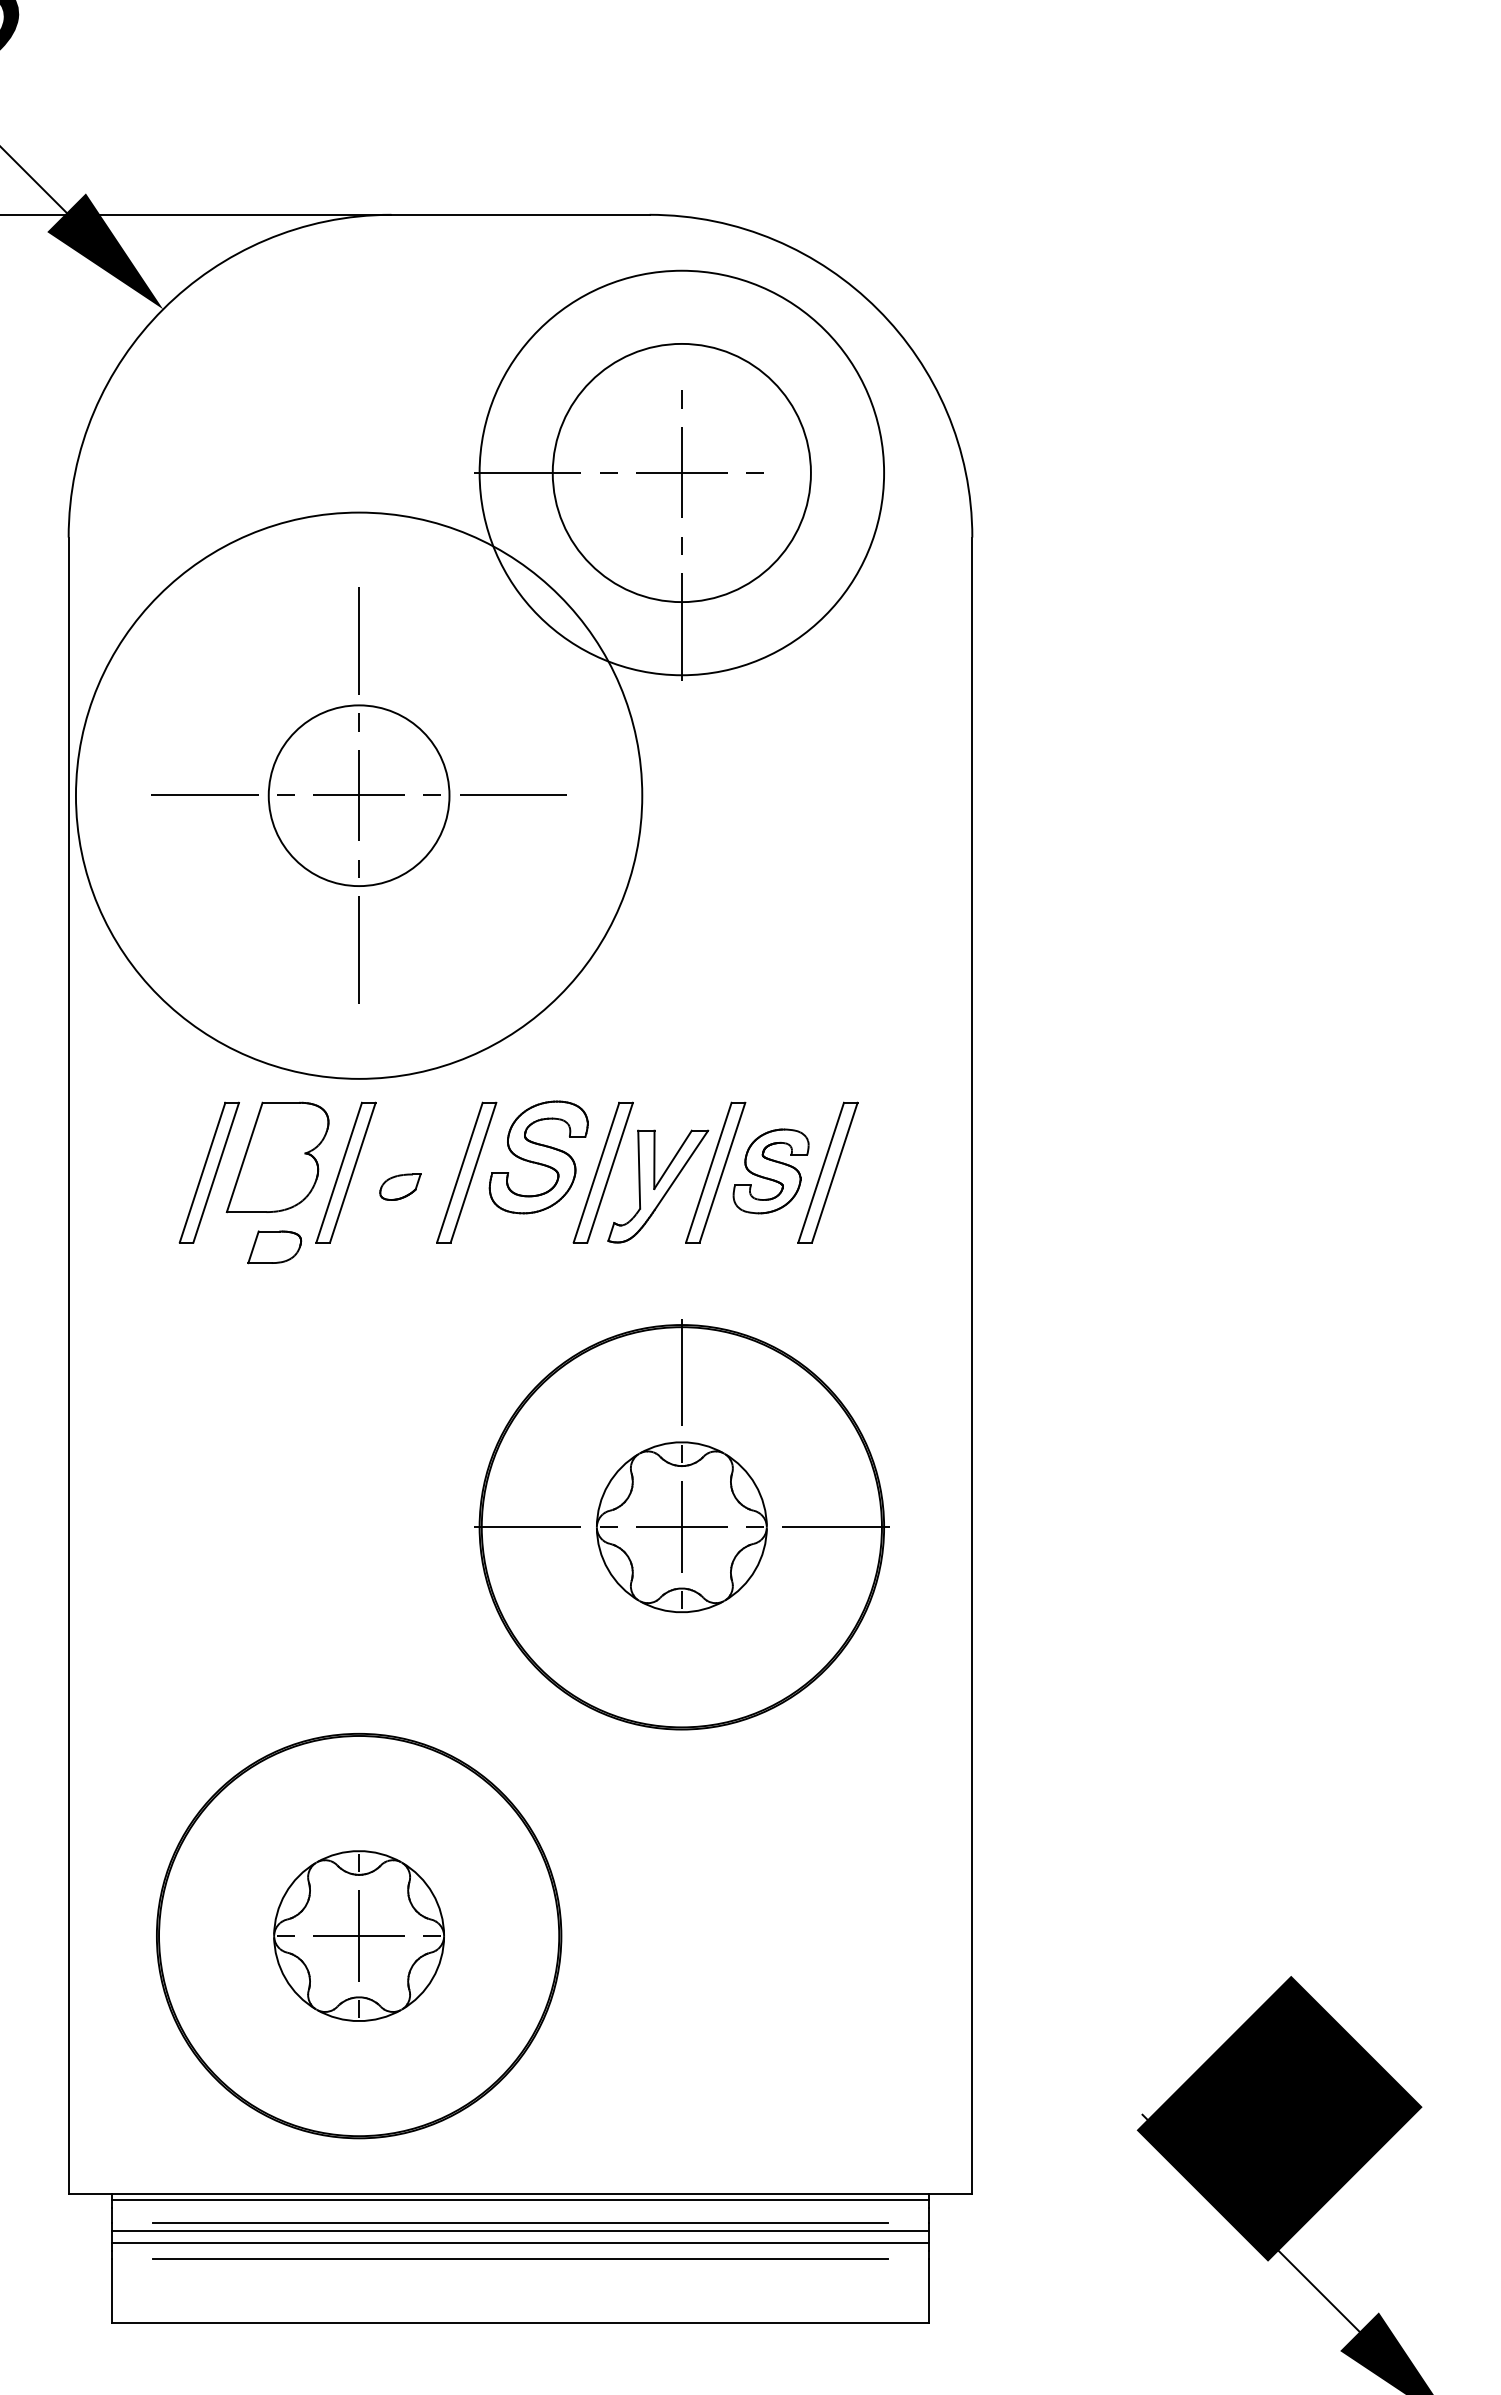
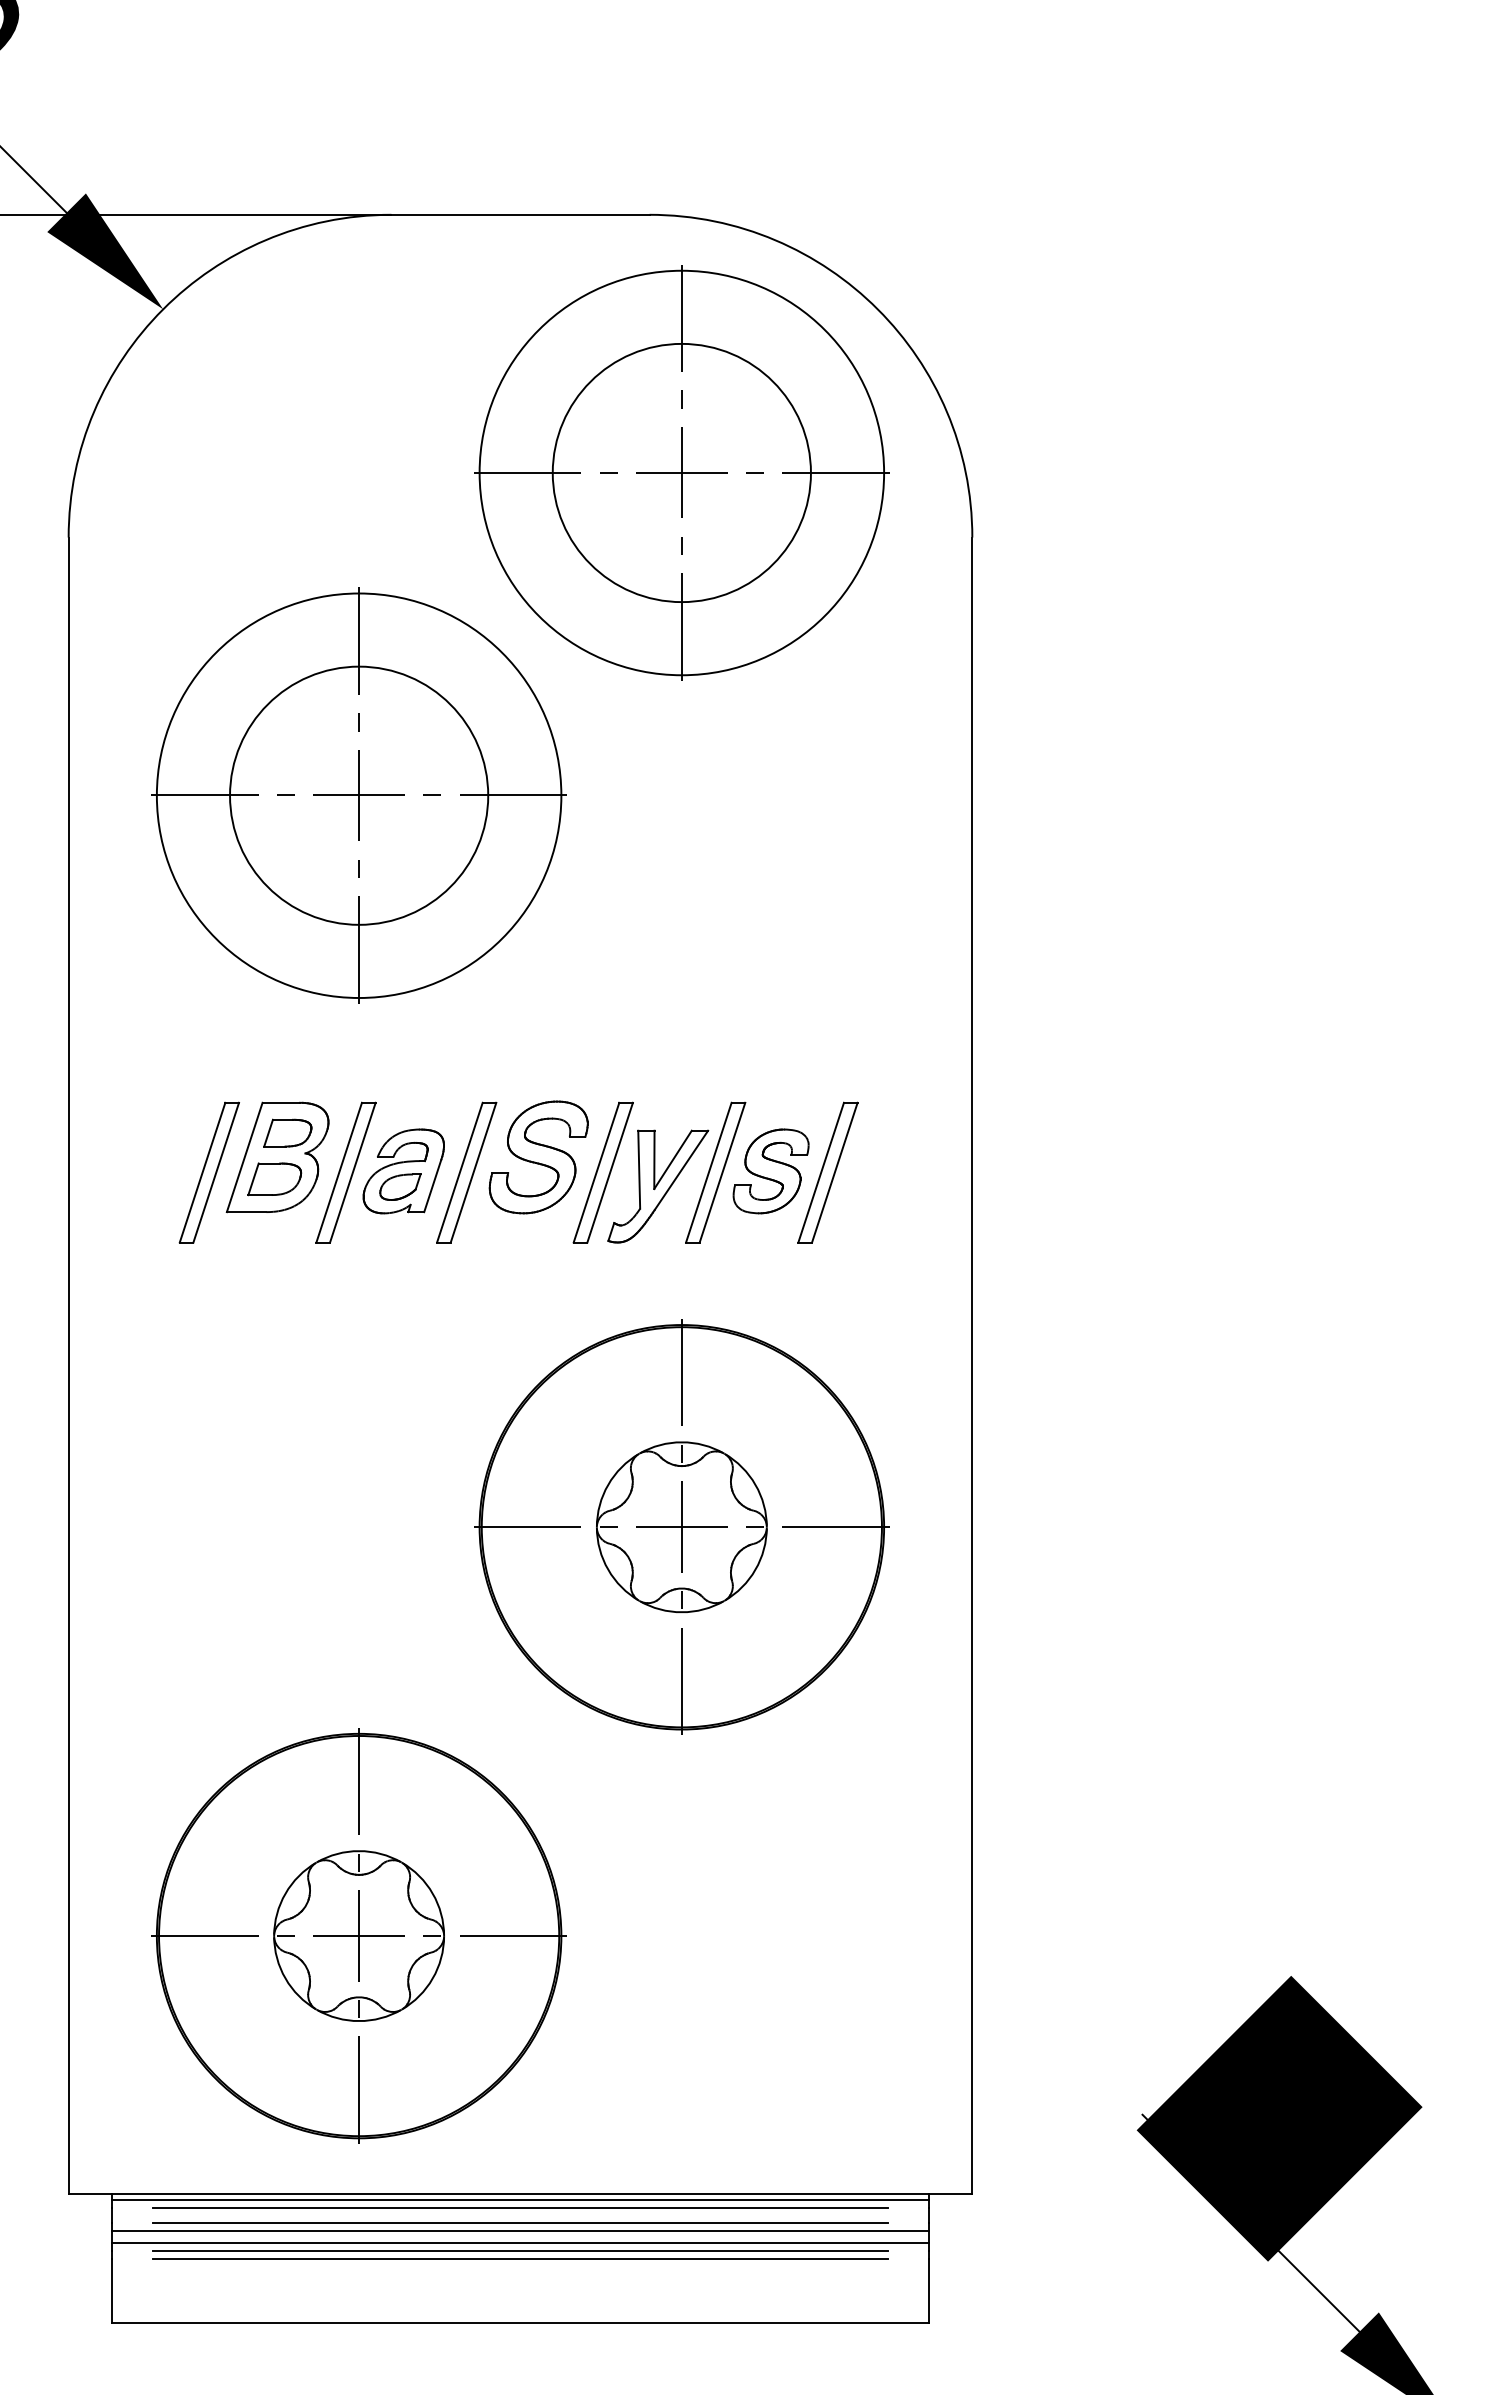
line: none -> present (681, 317)
line: none -> present (837, 472)
circle diameter: 181 px -> 258 px (359, 795)
circle diameter: 566 px -> 404 px (358, 795)
part: none -> present (287, 1132)
part: none -> present (403, 1171)
part position: (274, 1247) -> (274, 1179) (274, 1179)
line: none -> present (681, 1682)
line: none -> present (359, 1780)
line: none -> present (203, 1935)
line: none -> present (514, 1935)
line: none -> present (359, 2091)
line: none -> present (520, 2208)
line: none -> present (520, 2251)
